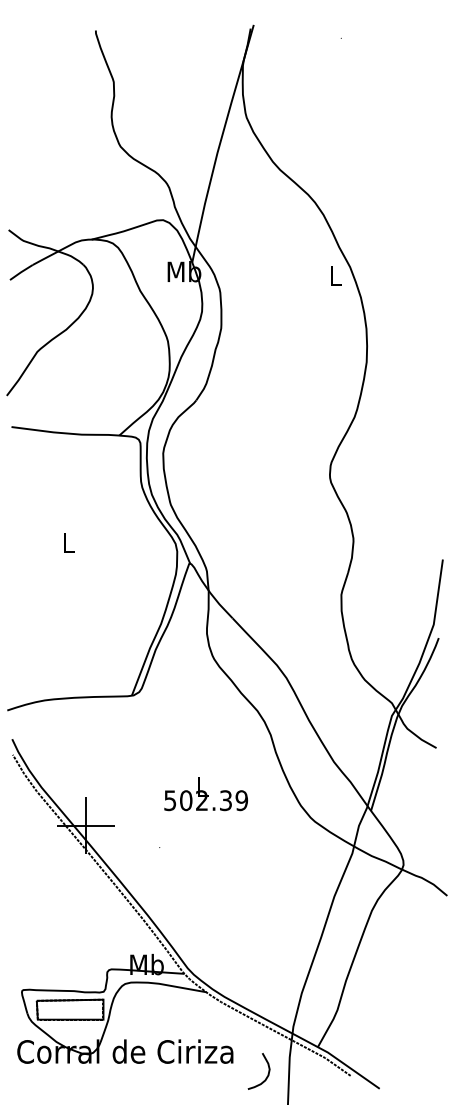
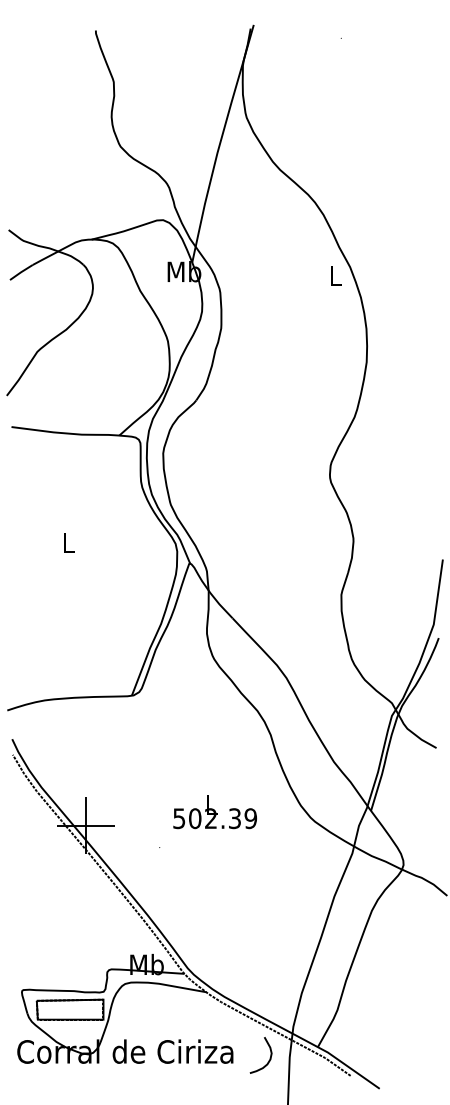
text position: (205, 794) -> (214, 812) (214, 812)
curve position: (266, 1076) -> (268, 1060) (268, 1060)
